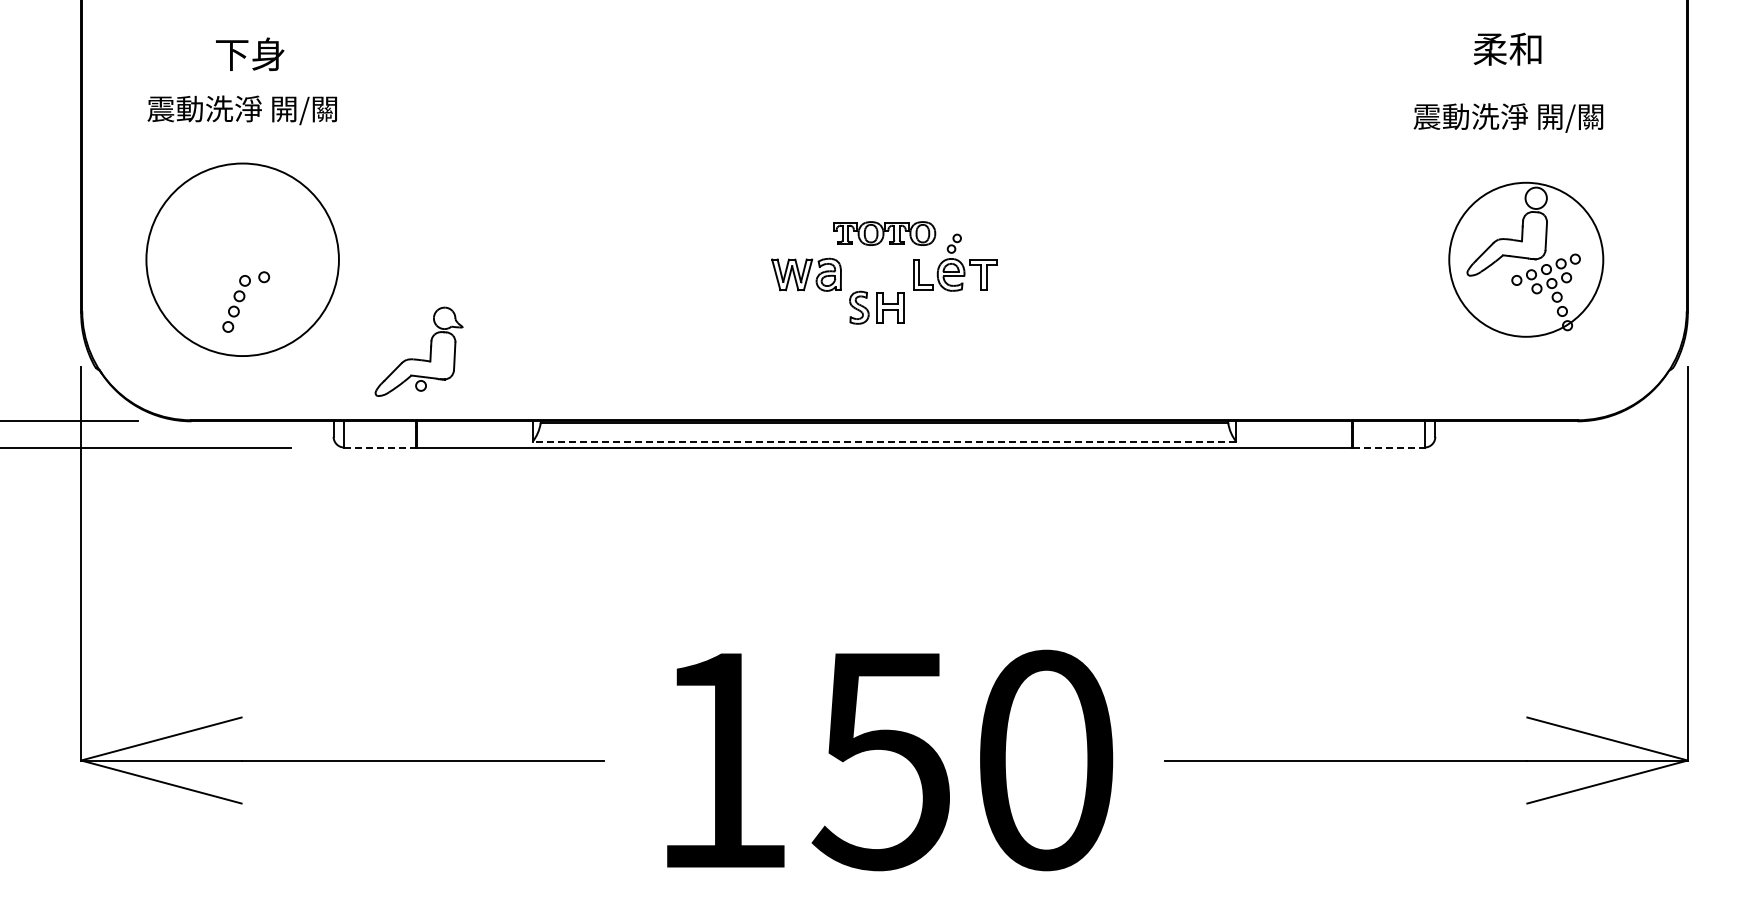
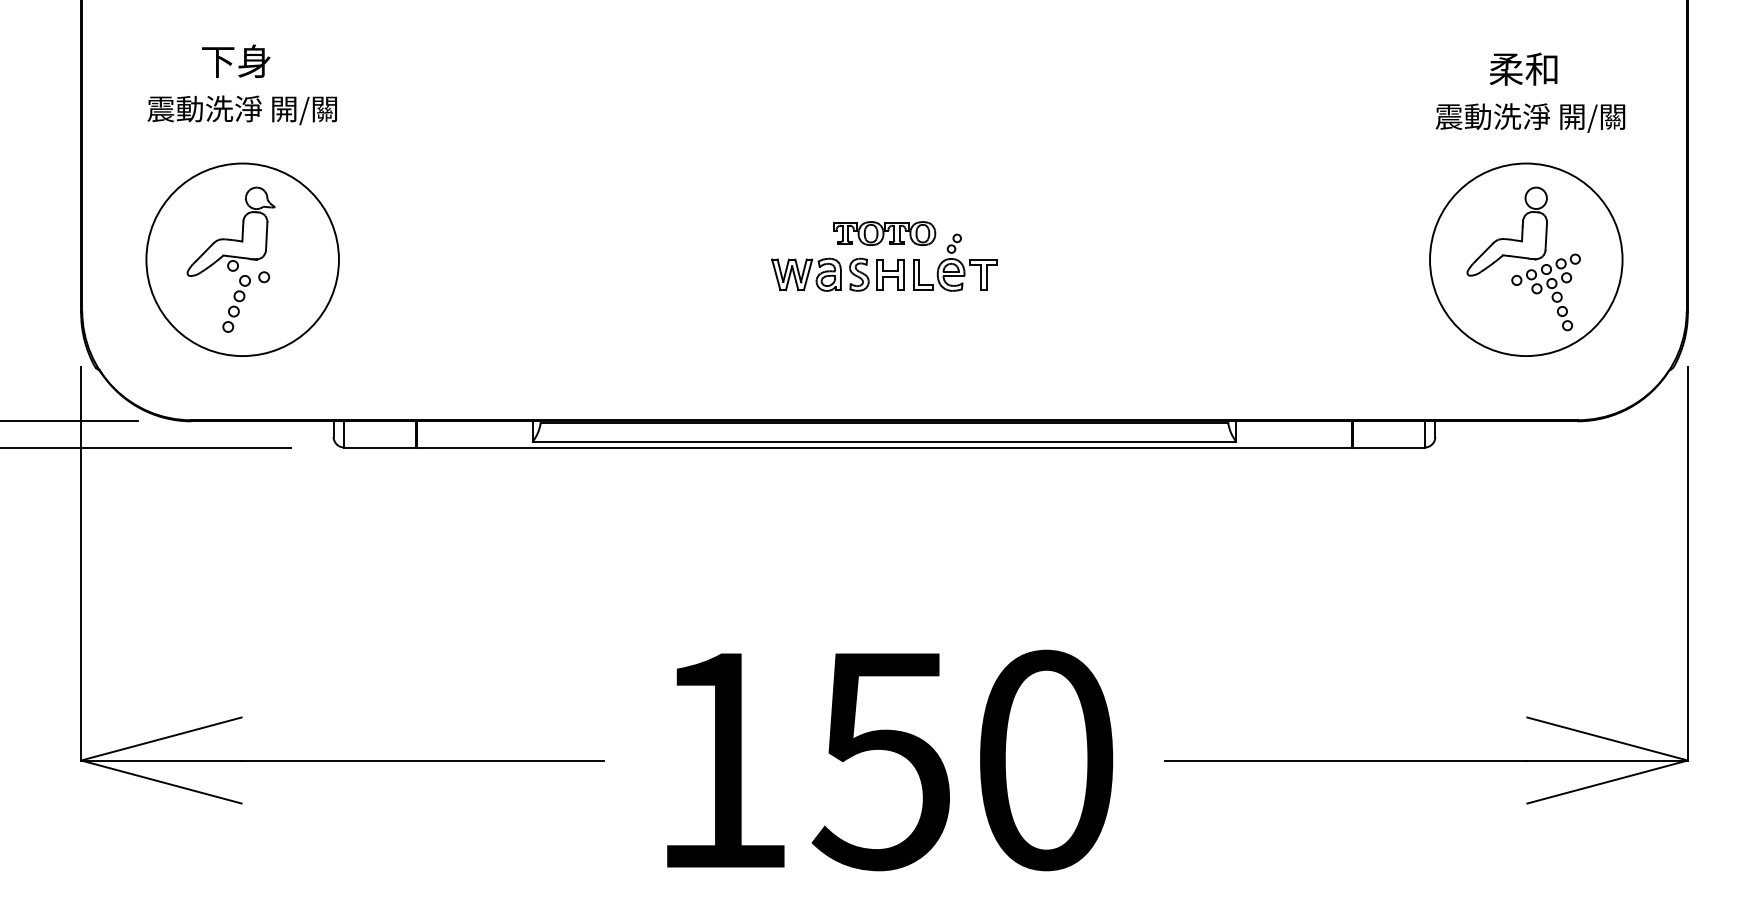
text position: (1507, 48) -> (1523, 68) (1523, 68)
text position: (250, 53) -> (236, 60) (236, 60)
text position: (1508, 117) -> (1530, 117) (1530, 117)
circle diameter: 154 px -> 193 px (1526, 259)
part position: (876, 307) -> (876, 274) (876, 274)
part position: (417, 358) -> (229, 238) (229, 238)
line: dashed -> solid (884, 441)
line: dashed -> solid (380, 447)
line: dashed -> solid (1388, 447)
